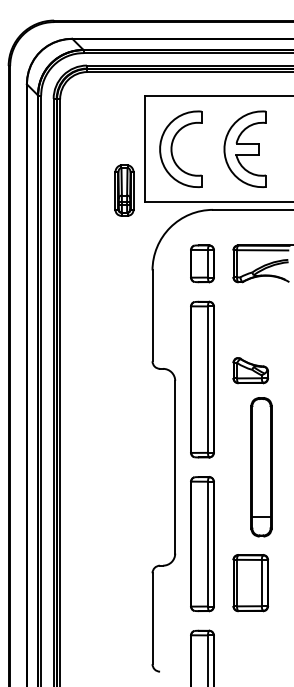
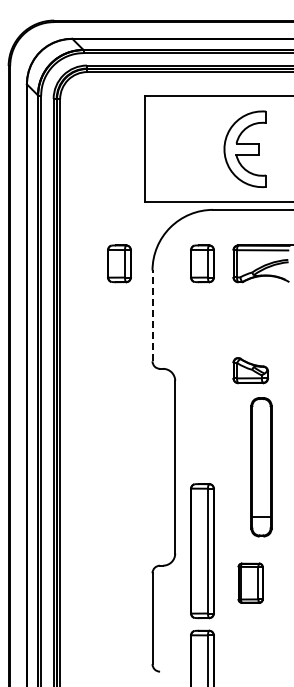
part: present -> none (172, 148)
part: present -> none (124, 190)
part: none -> present (119, 263)
line: solid -> dashed (152, 315)
part: present -> none (202, 379)
part position: (202, 544) -> (202, 551) (202, 551)
part size: 37x59 px -> 27x42 px (250, 582)
